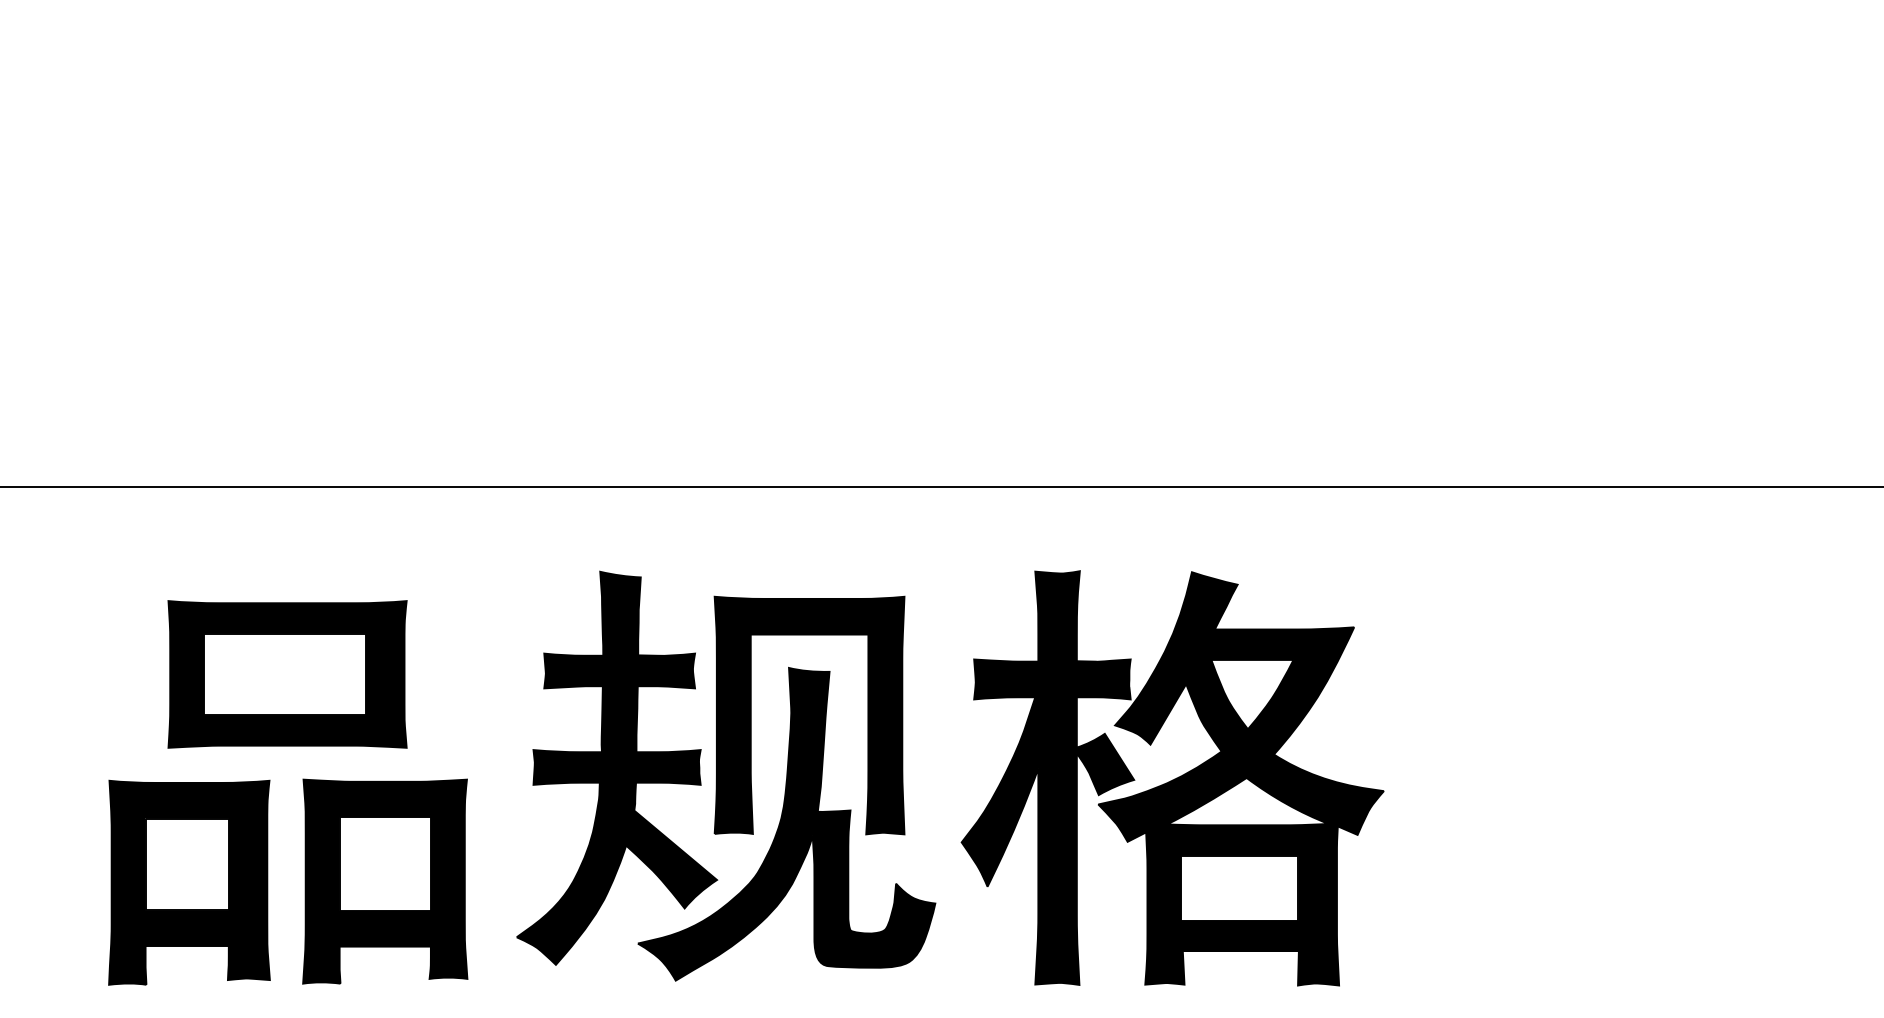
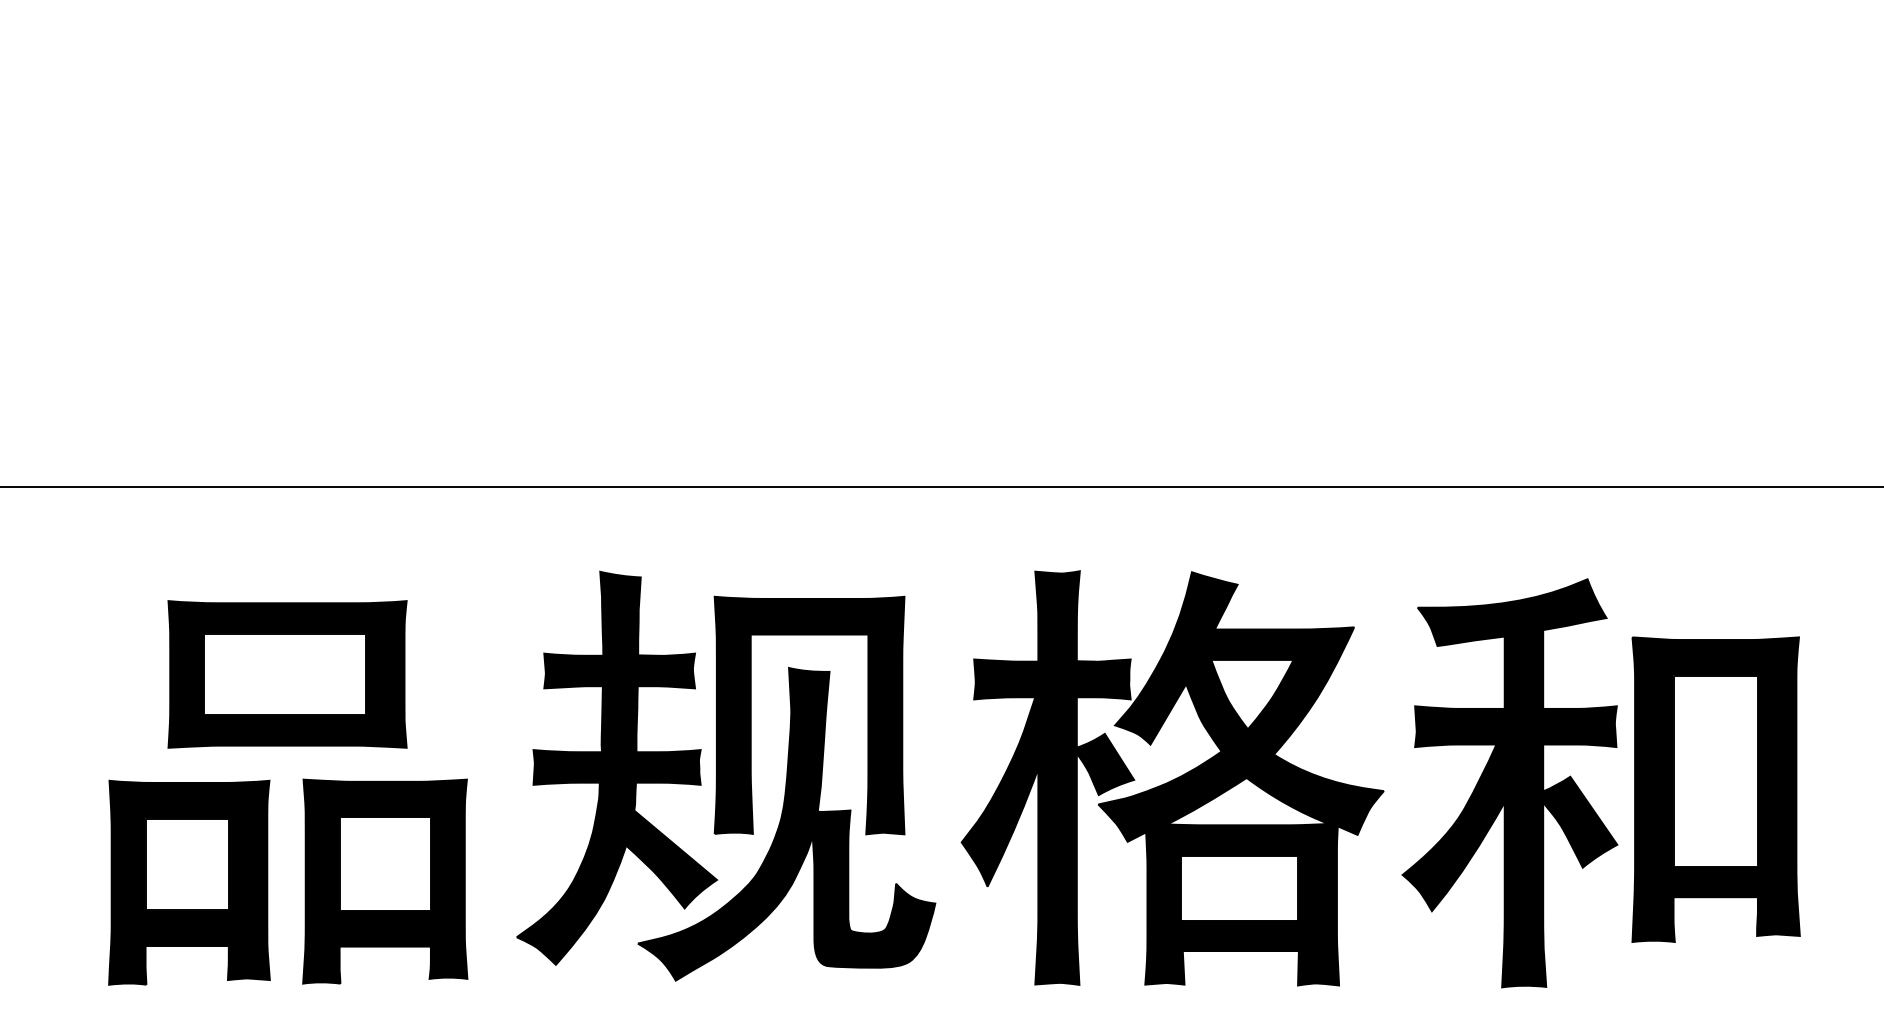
part: none -> present (1585, 796)
